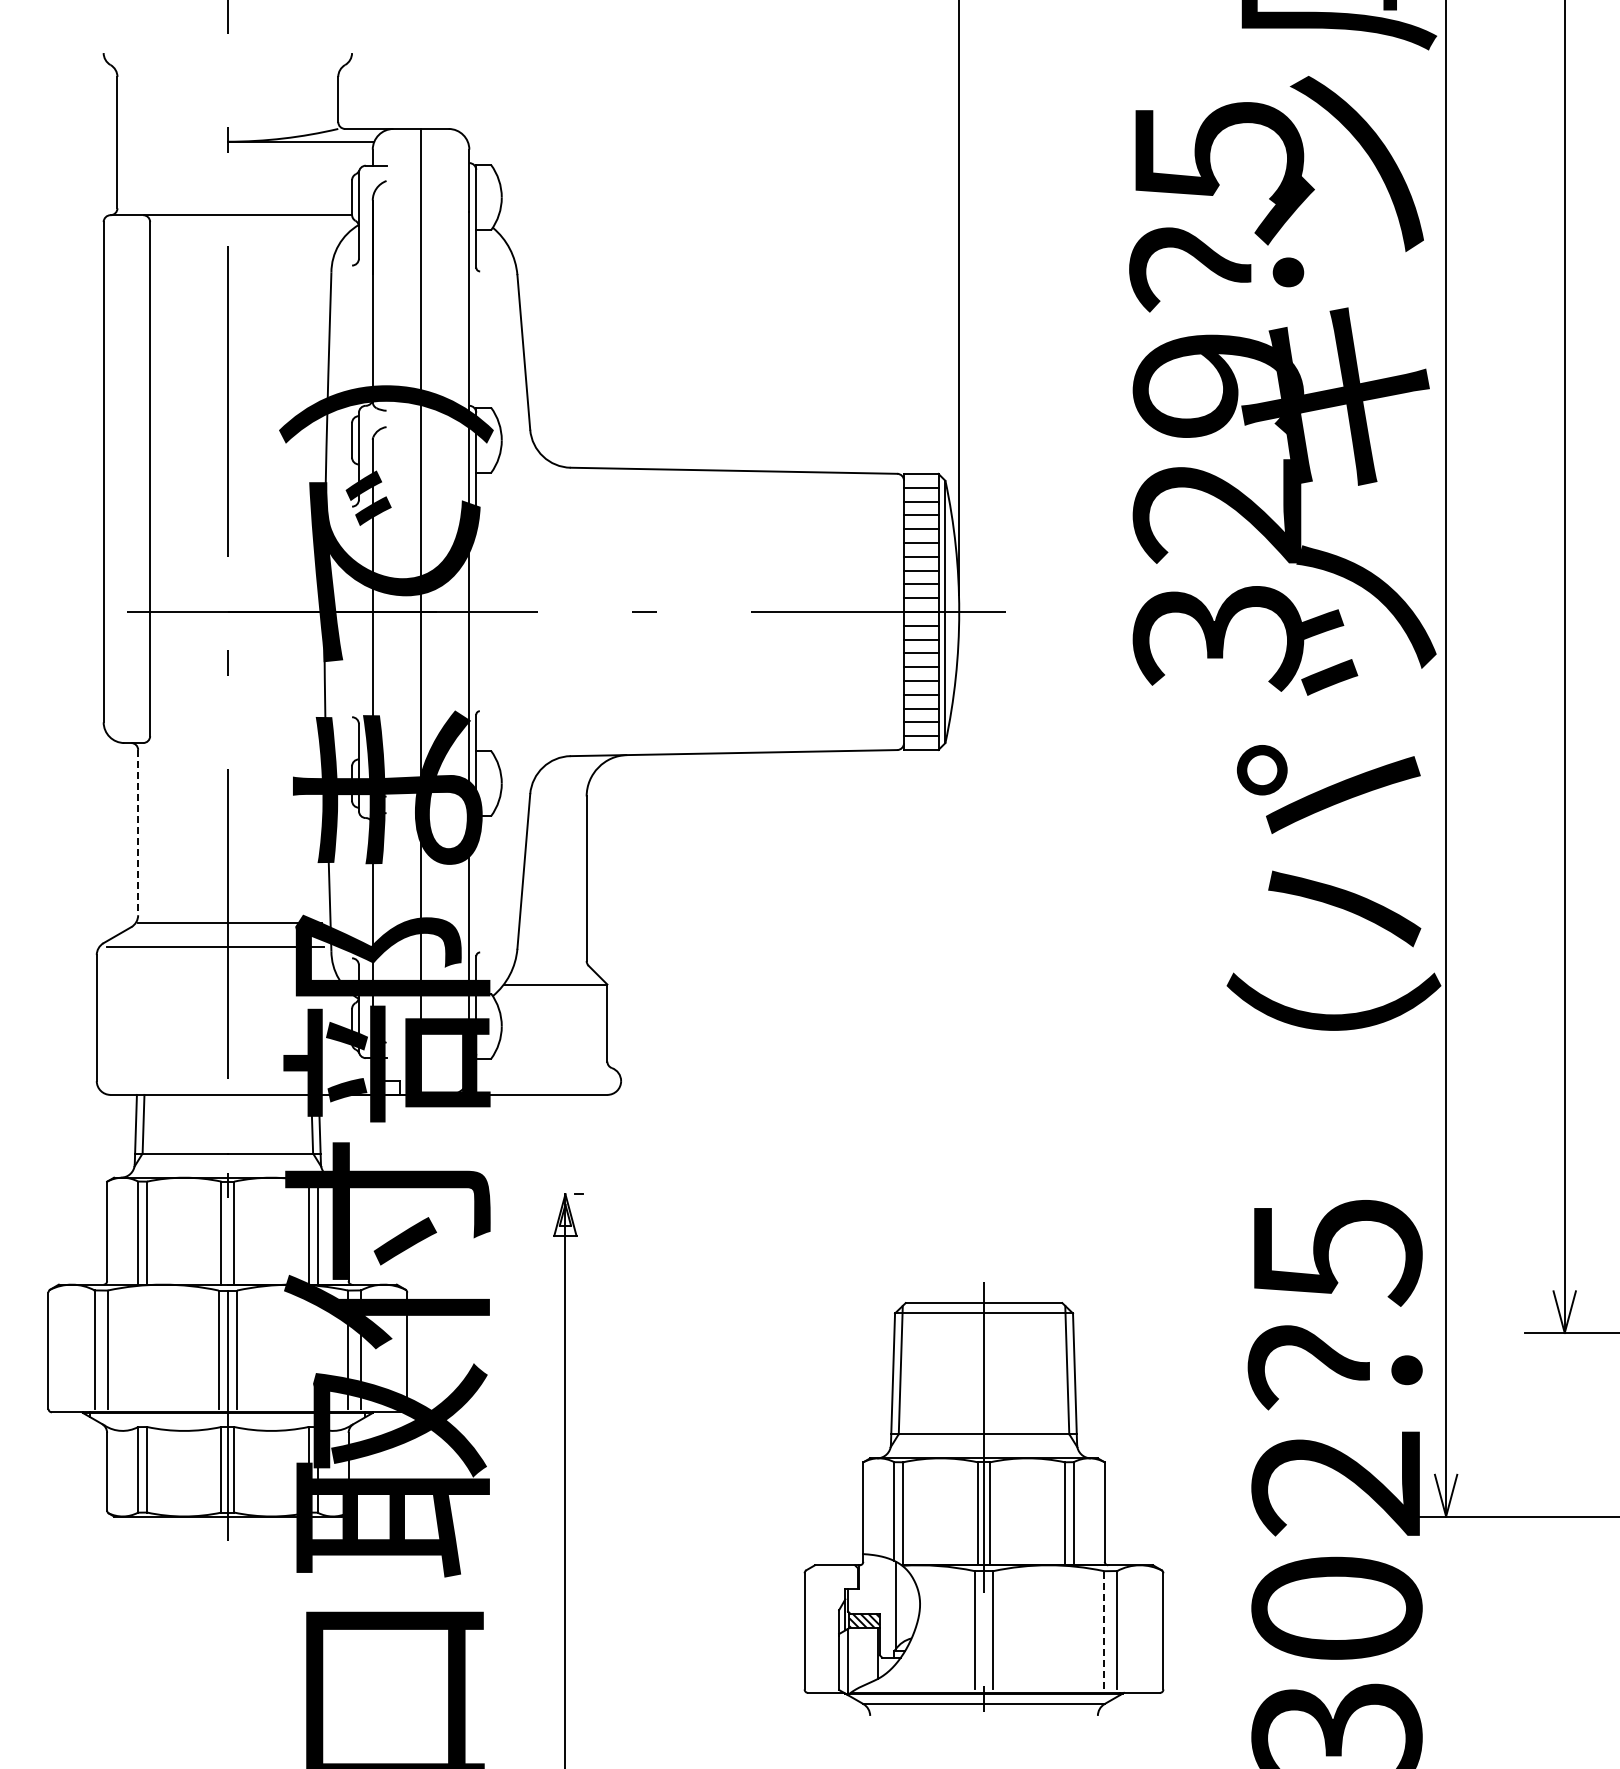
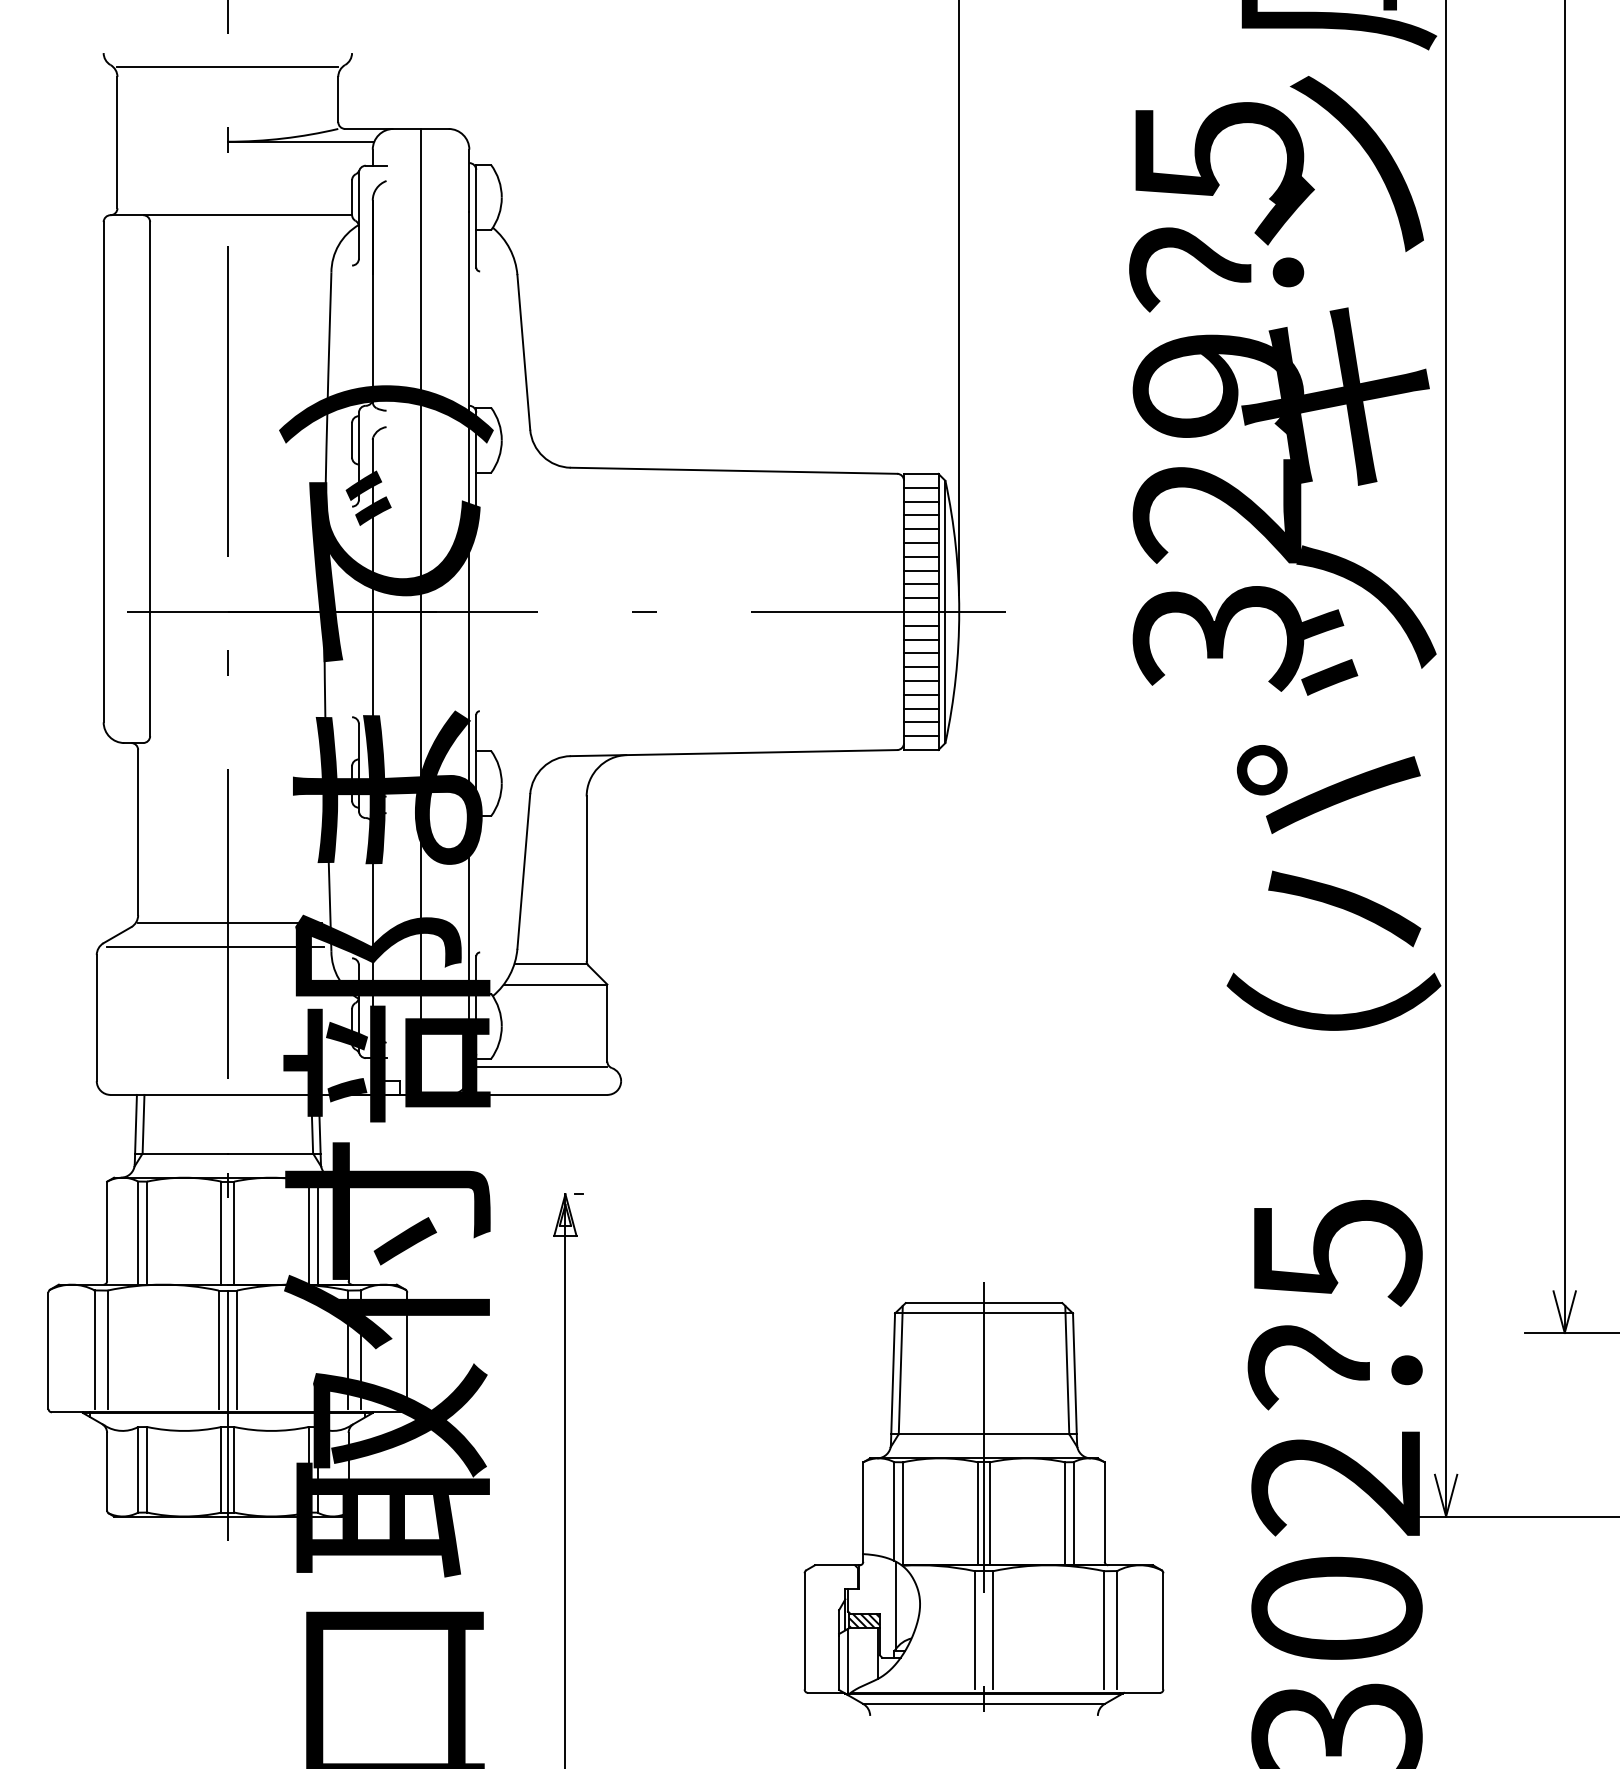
line: none -> present (227, 66)
line: dashed -> solid (138, 832)
line: none -> present (551, 963)
line: none -> present (538, 1067)
line: dashed -> solid (1104, 1629)
